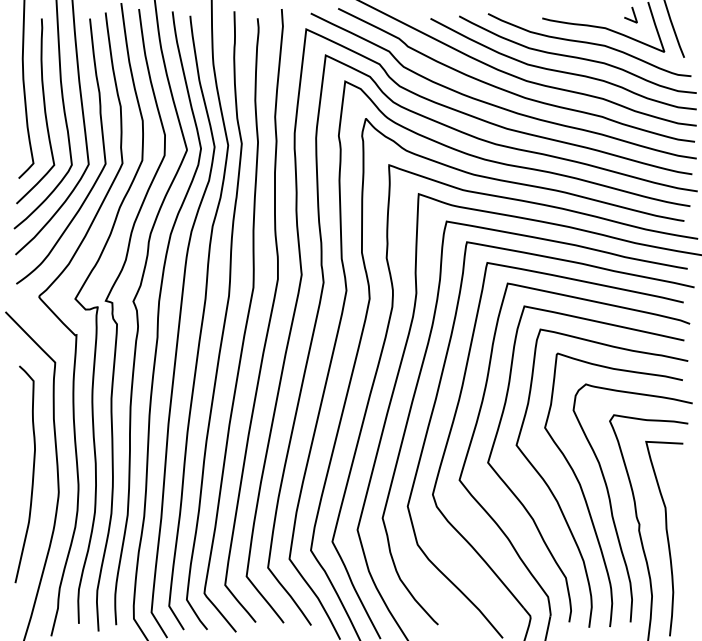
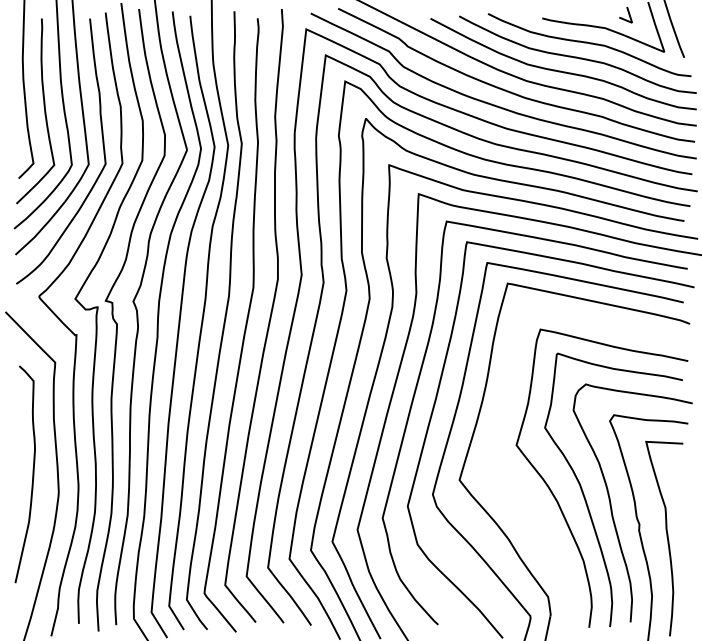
line position: (632, 12) -> (627, 12) (627, 12)
curve: present -> none (527, 509)
